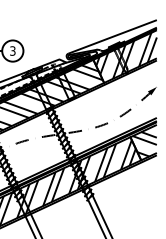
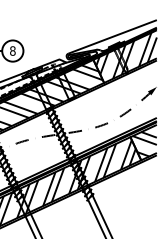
text: 3 -> 8 (12, 50)
